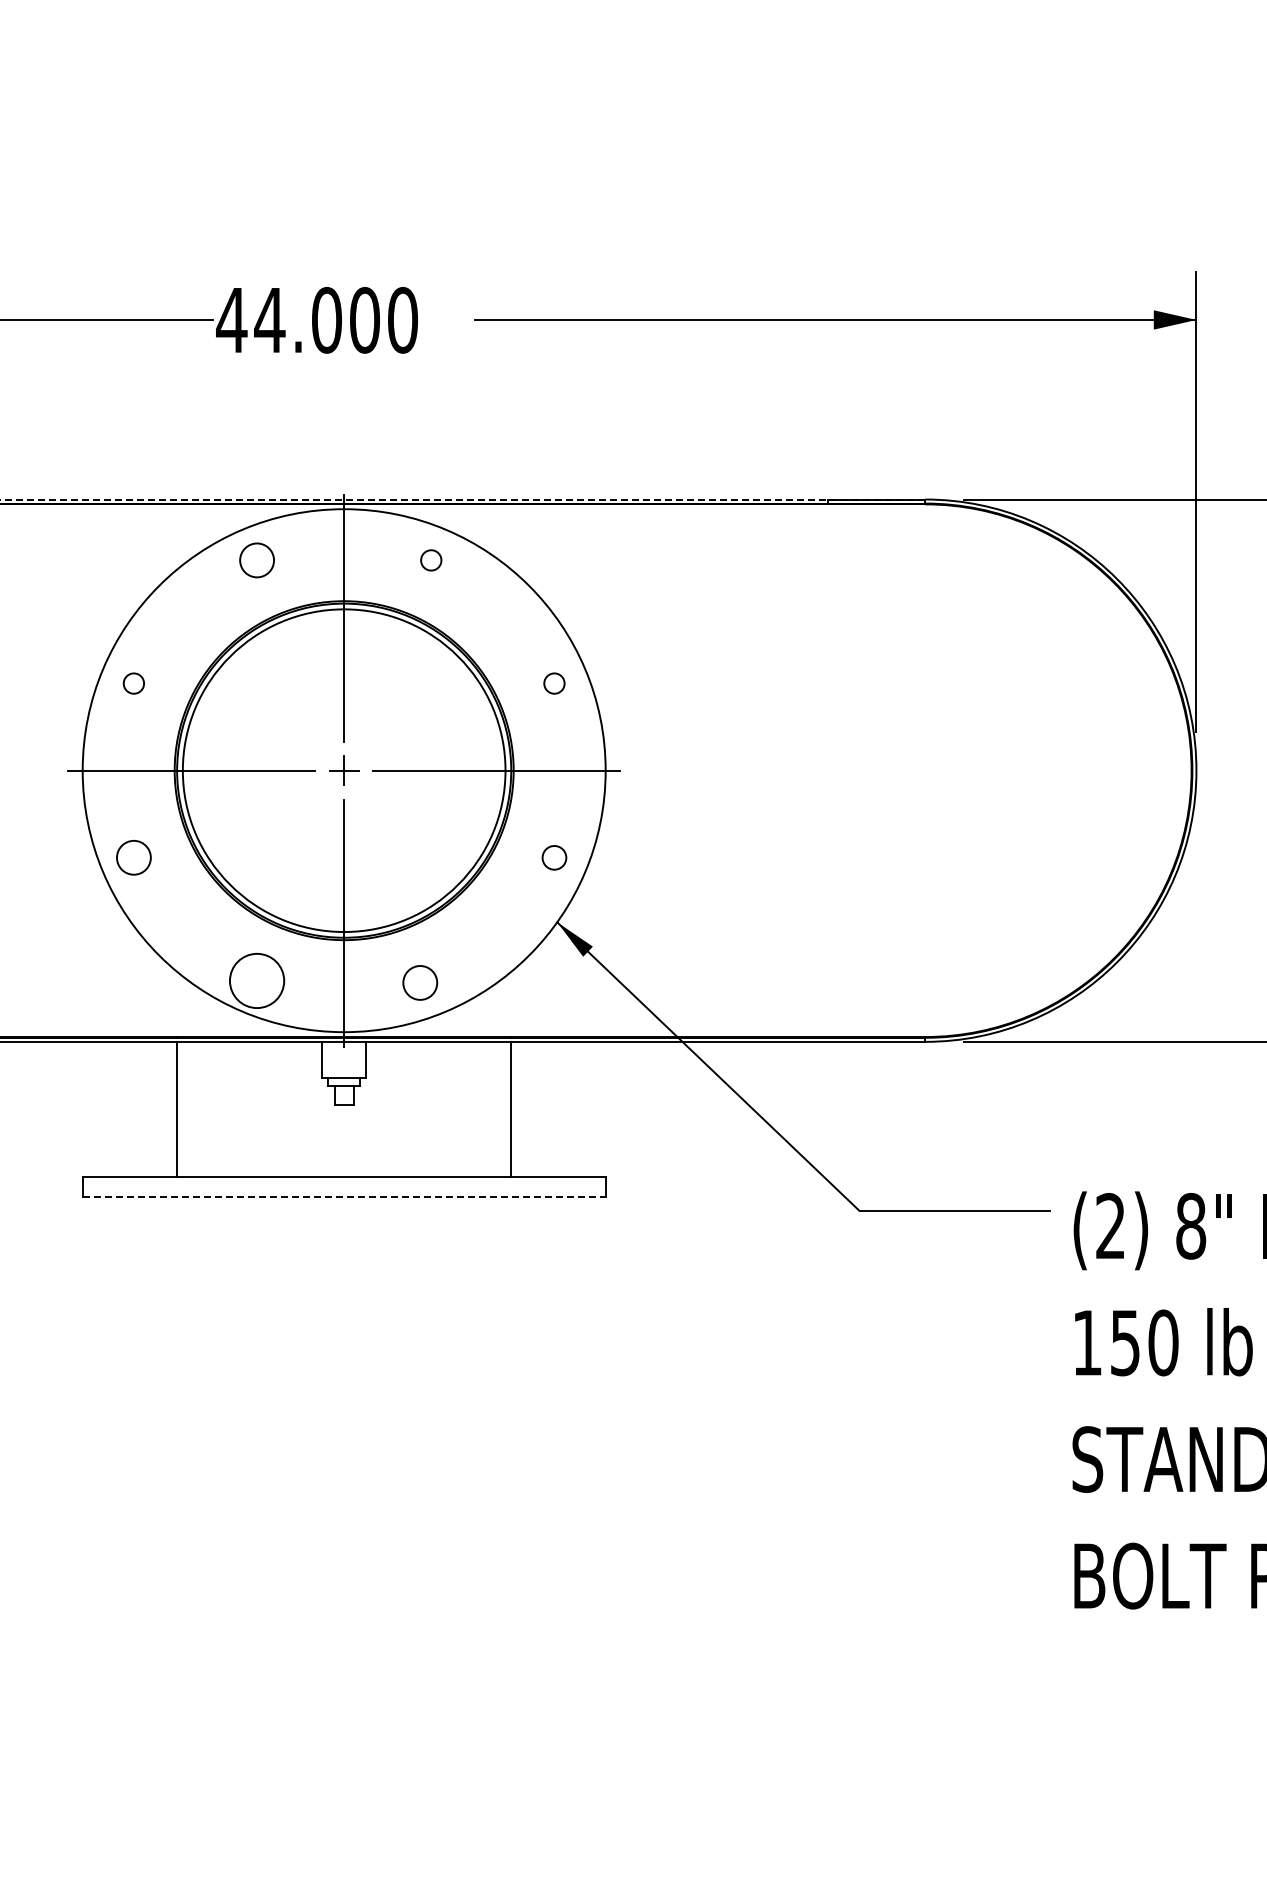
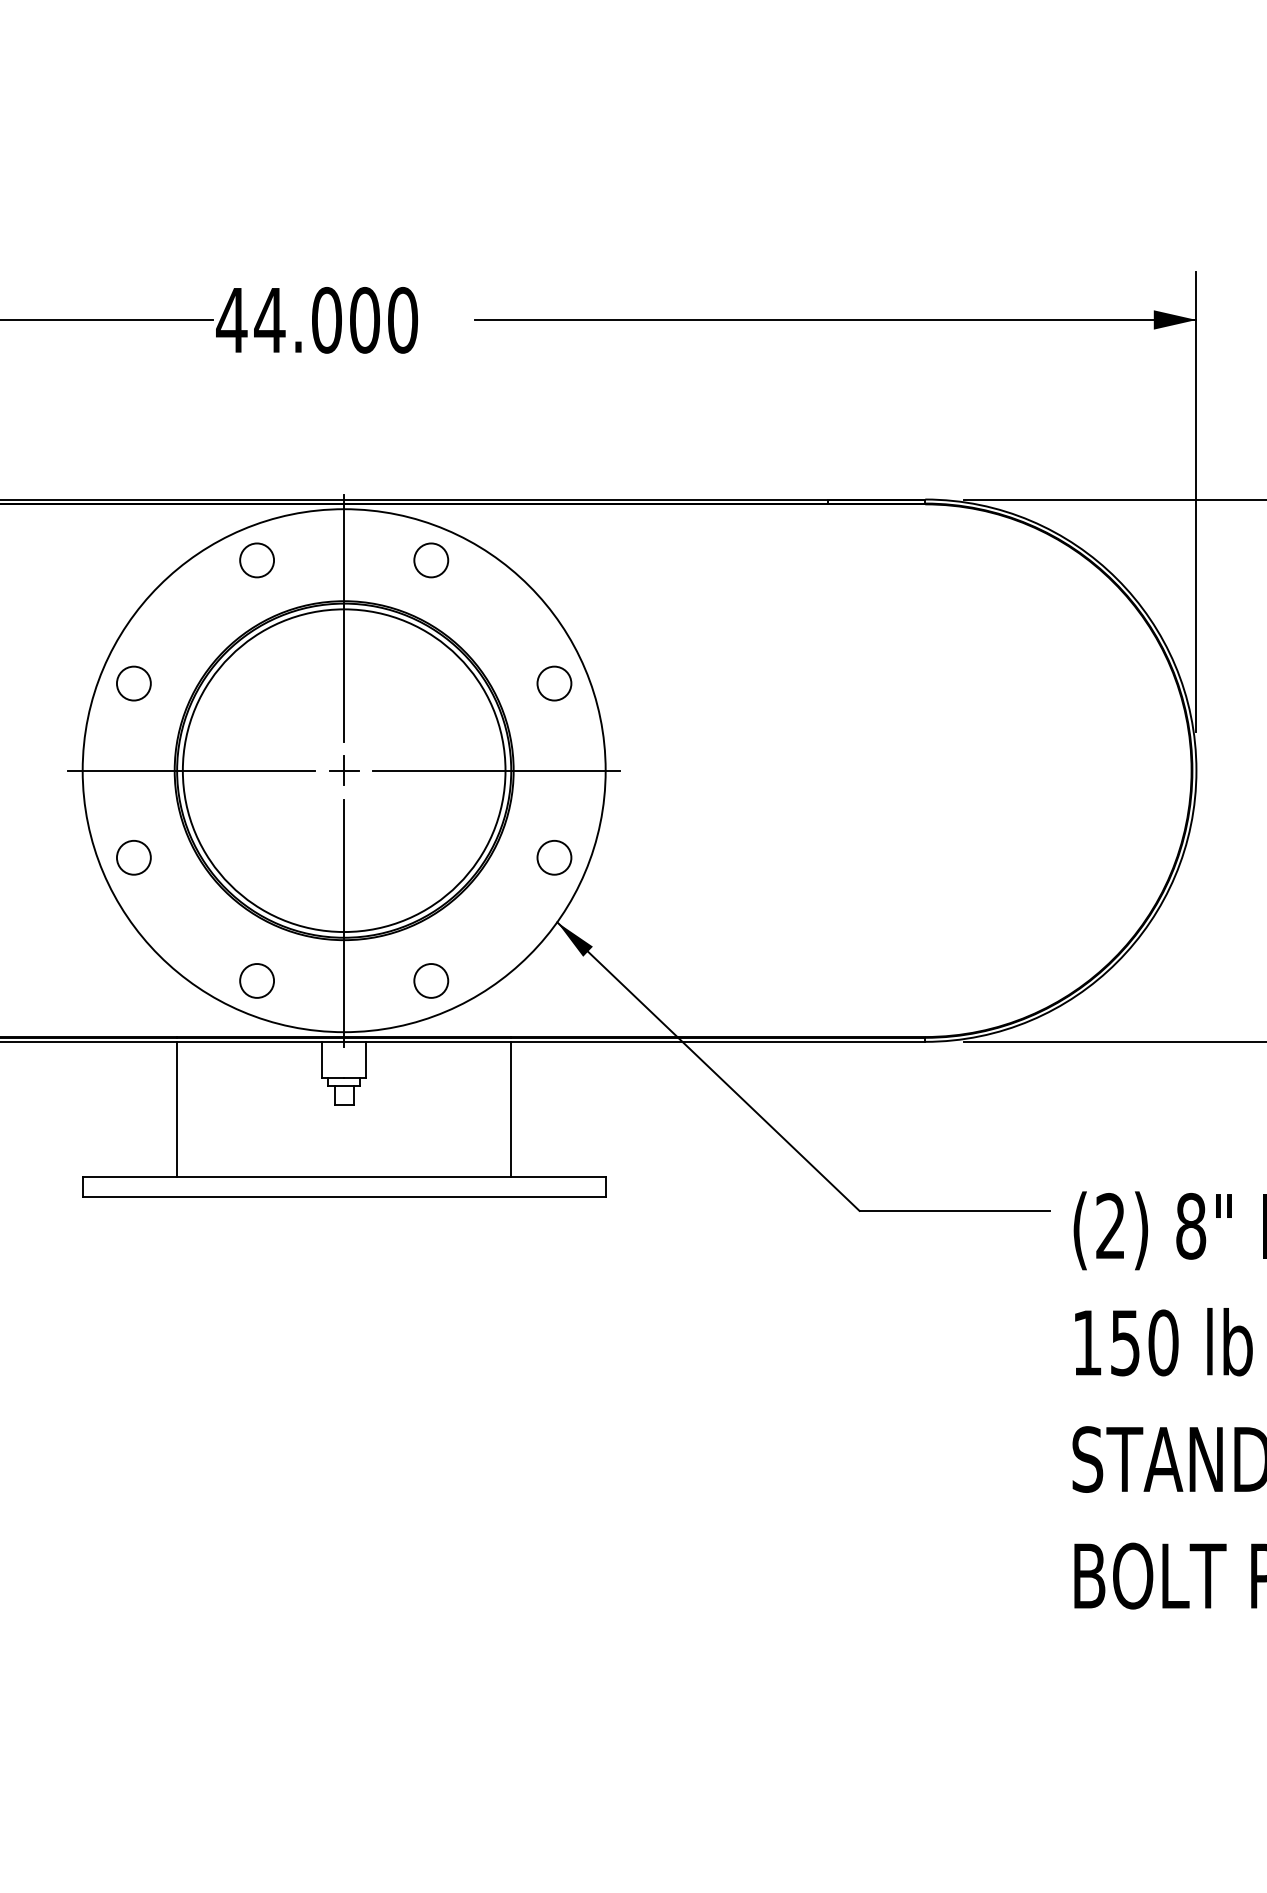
line: dashed -> solid (463, 499)
circle diameter: 20 px -> 34 px (431, 560)
circle diameter: 20 px -> 34 px (133, 683)
circle diameter: 20 px -> 34 px (554, 683)
circle size: 27x26 px -> 37x36 px (554, 857)
circle diameter: 54 px -> 34 px (257, 980)
circle position: (420, 982) -> (431, 980) (431, 980)
line: dashed -> solid (344, 1196)
